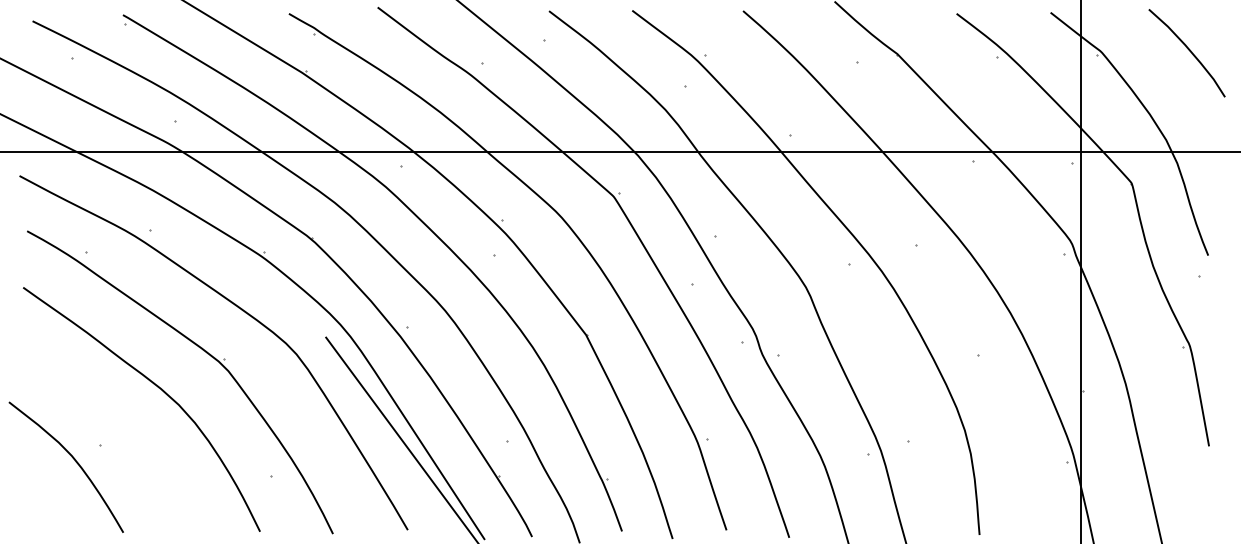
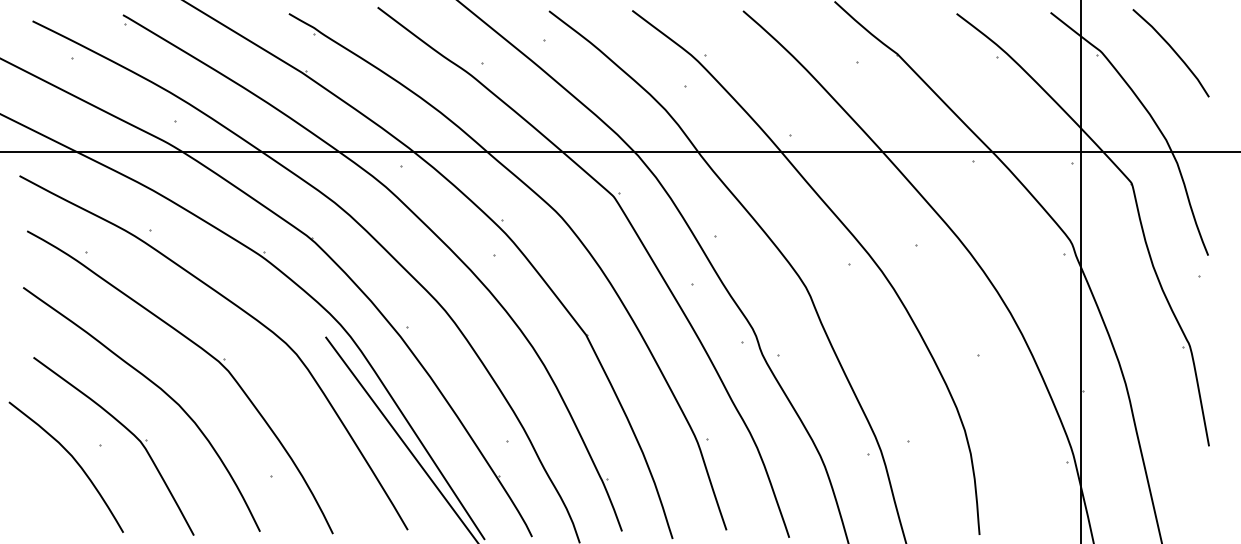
curve position: (1188, 50) -> (1172, 50) (1172, 50)
part: none -> present (128, 431)
